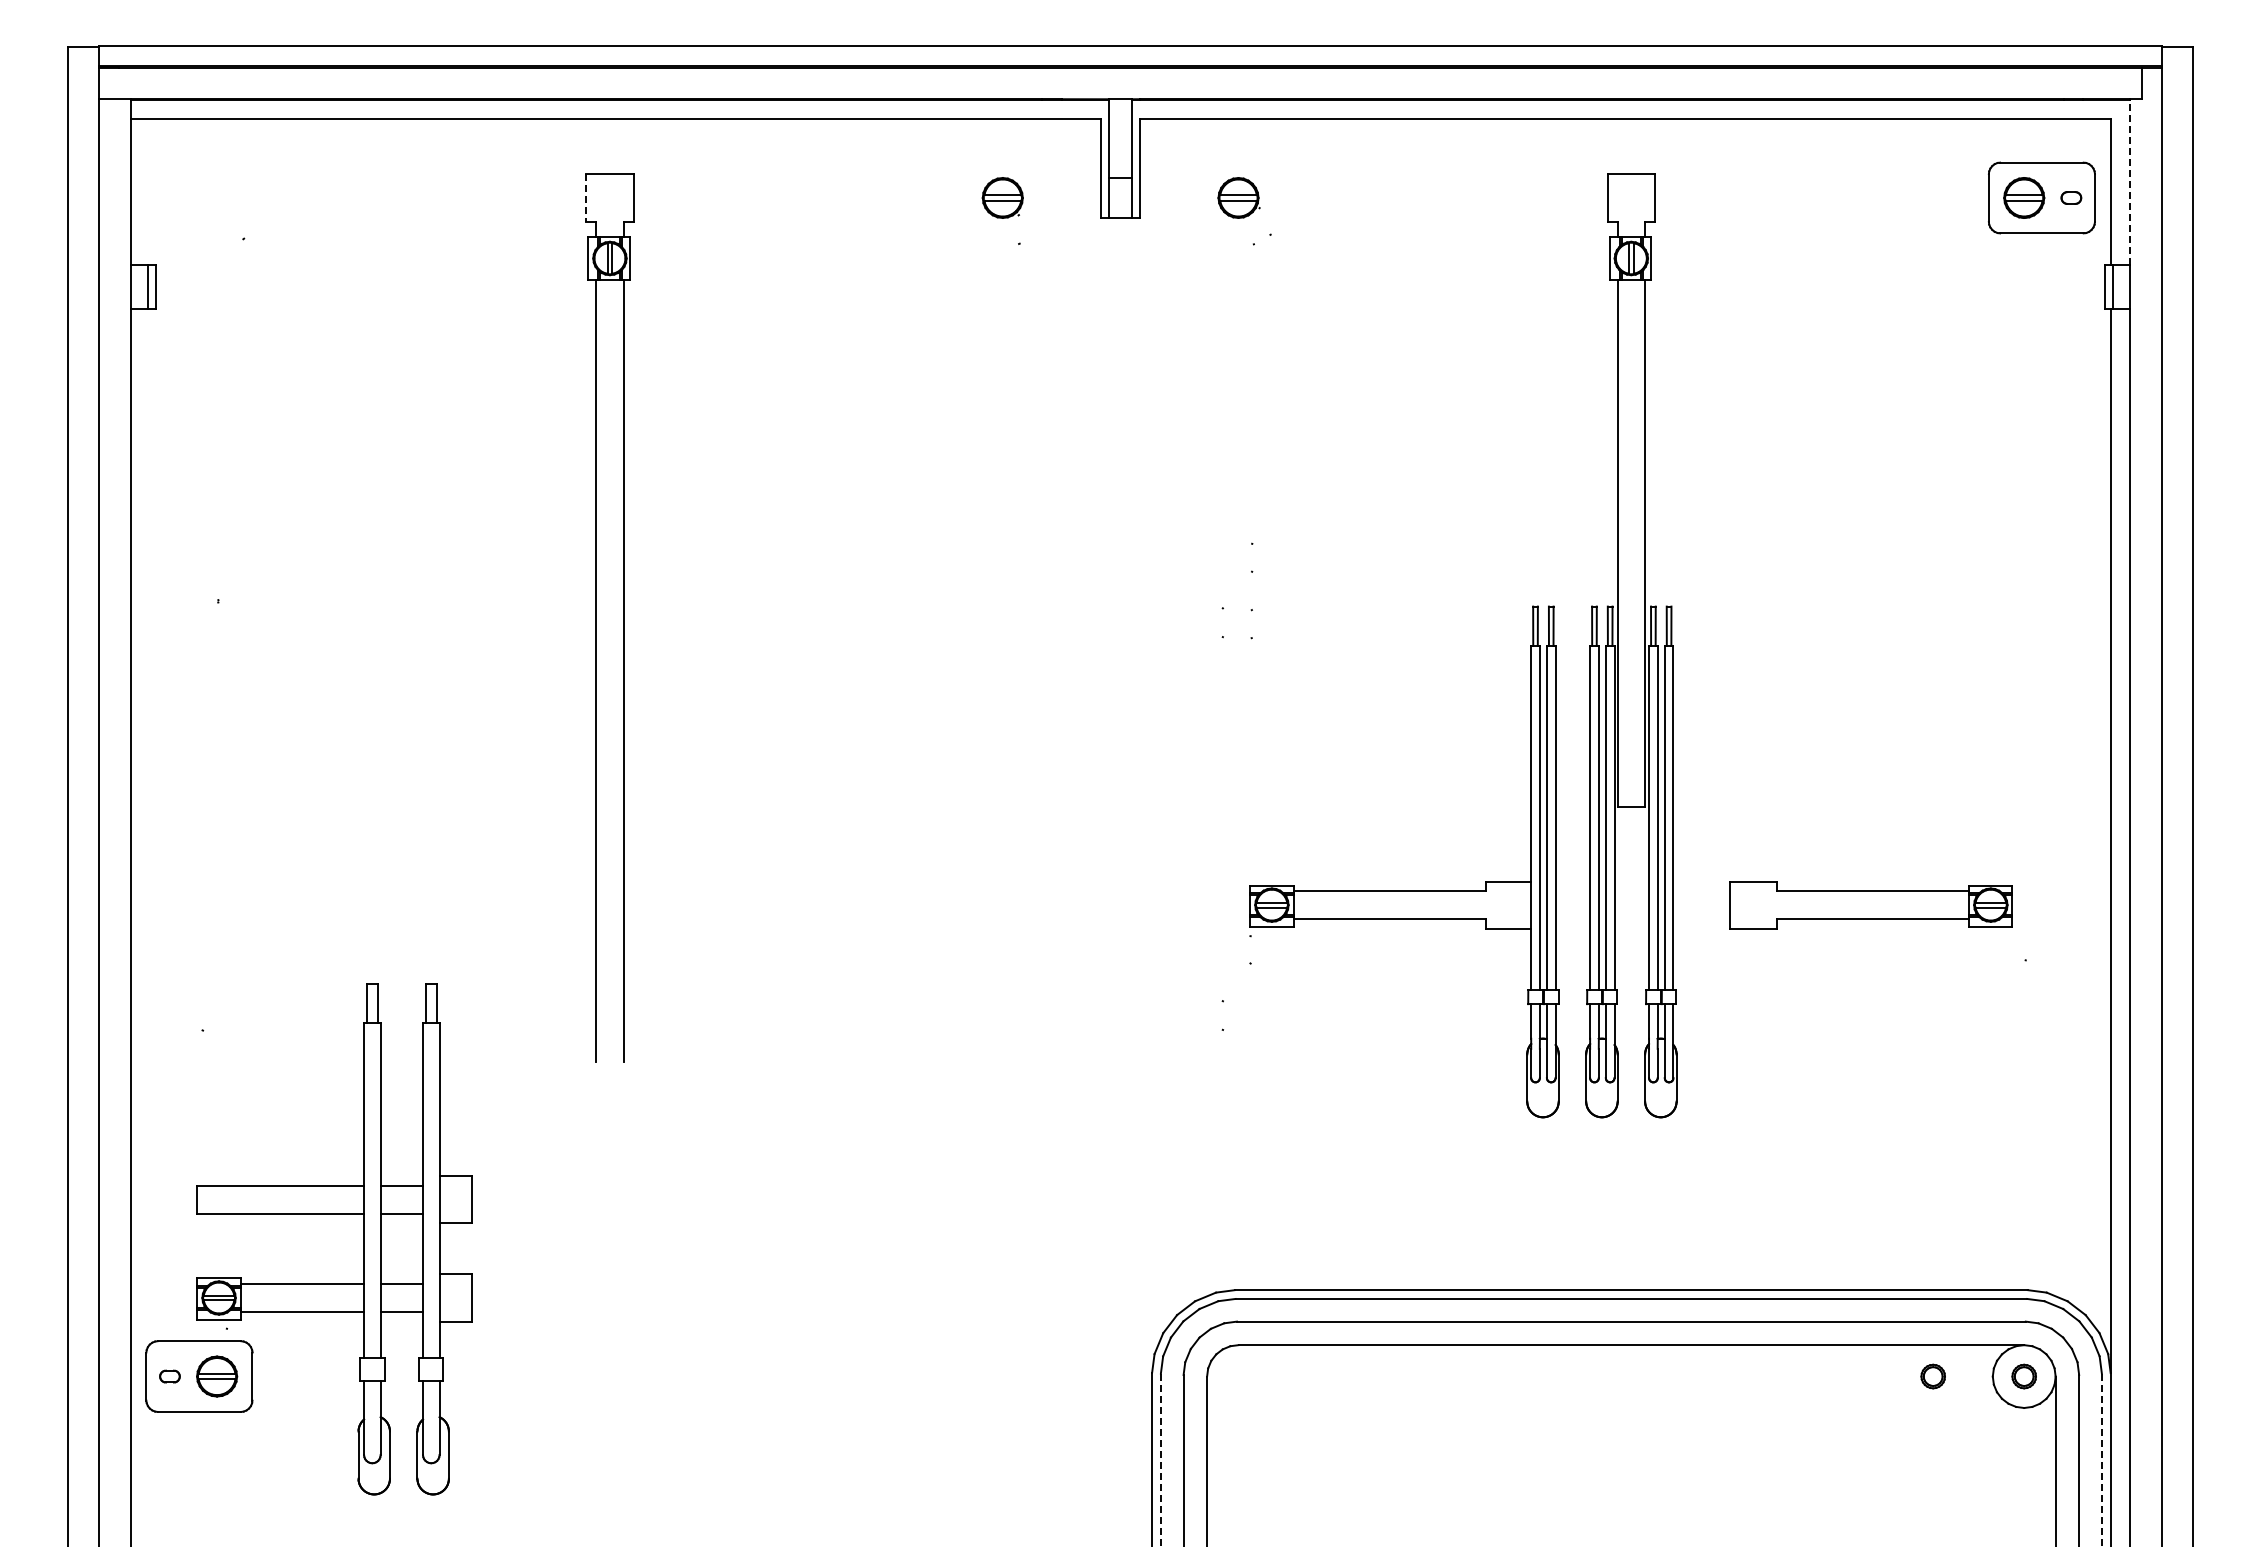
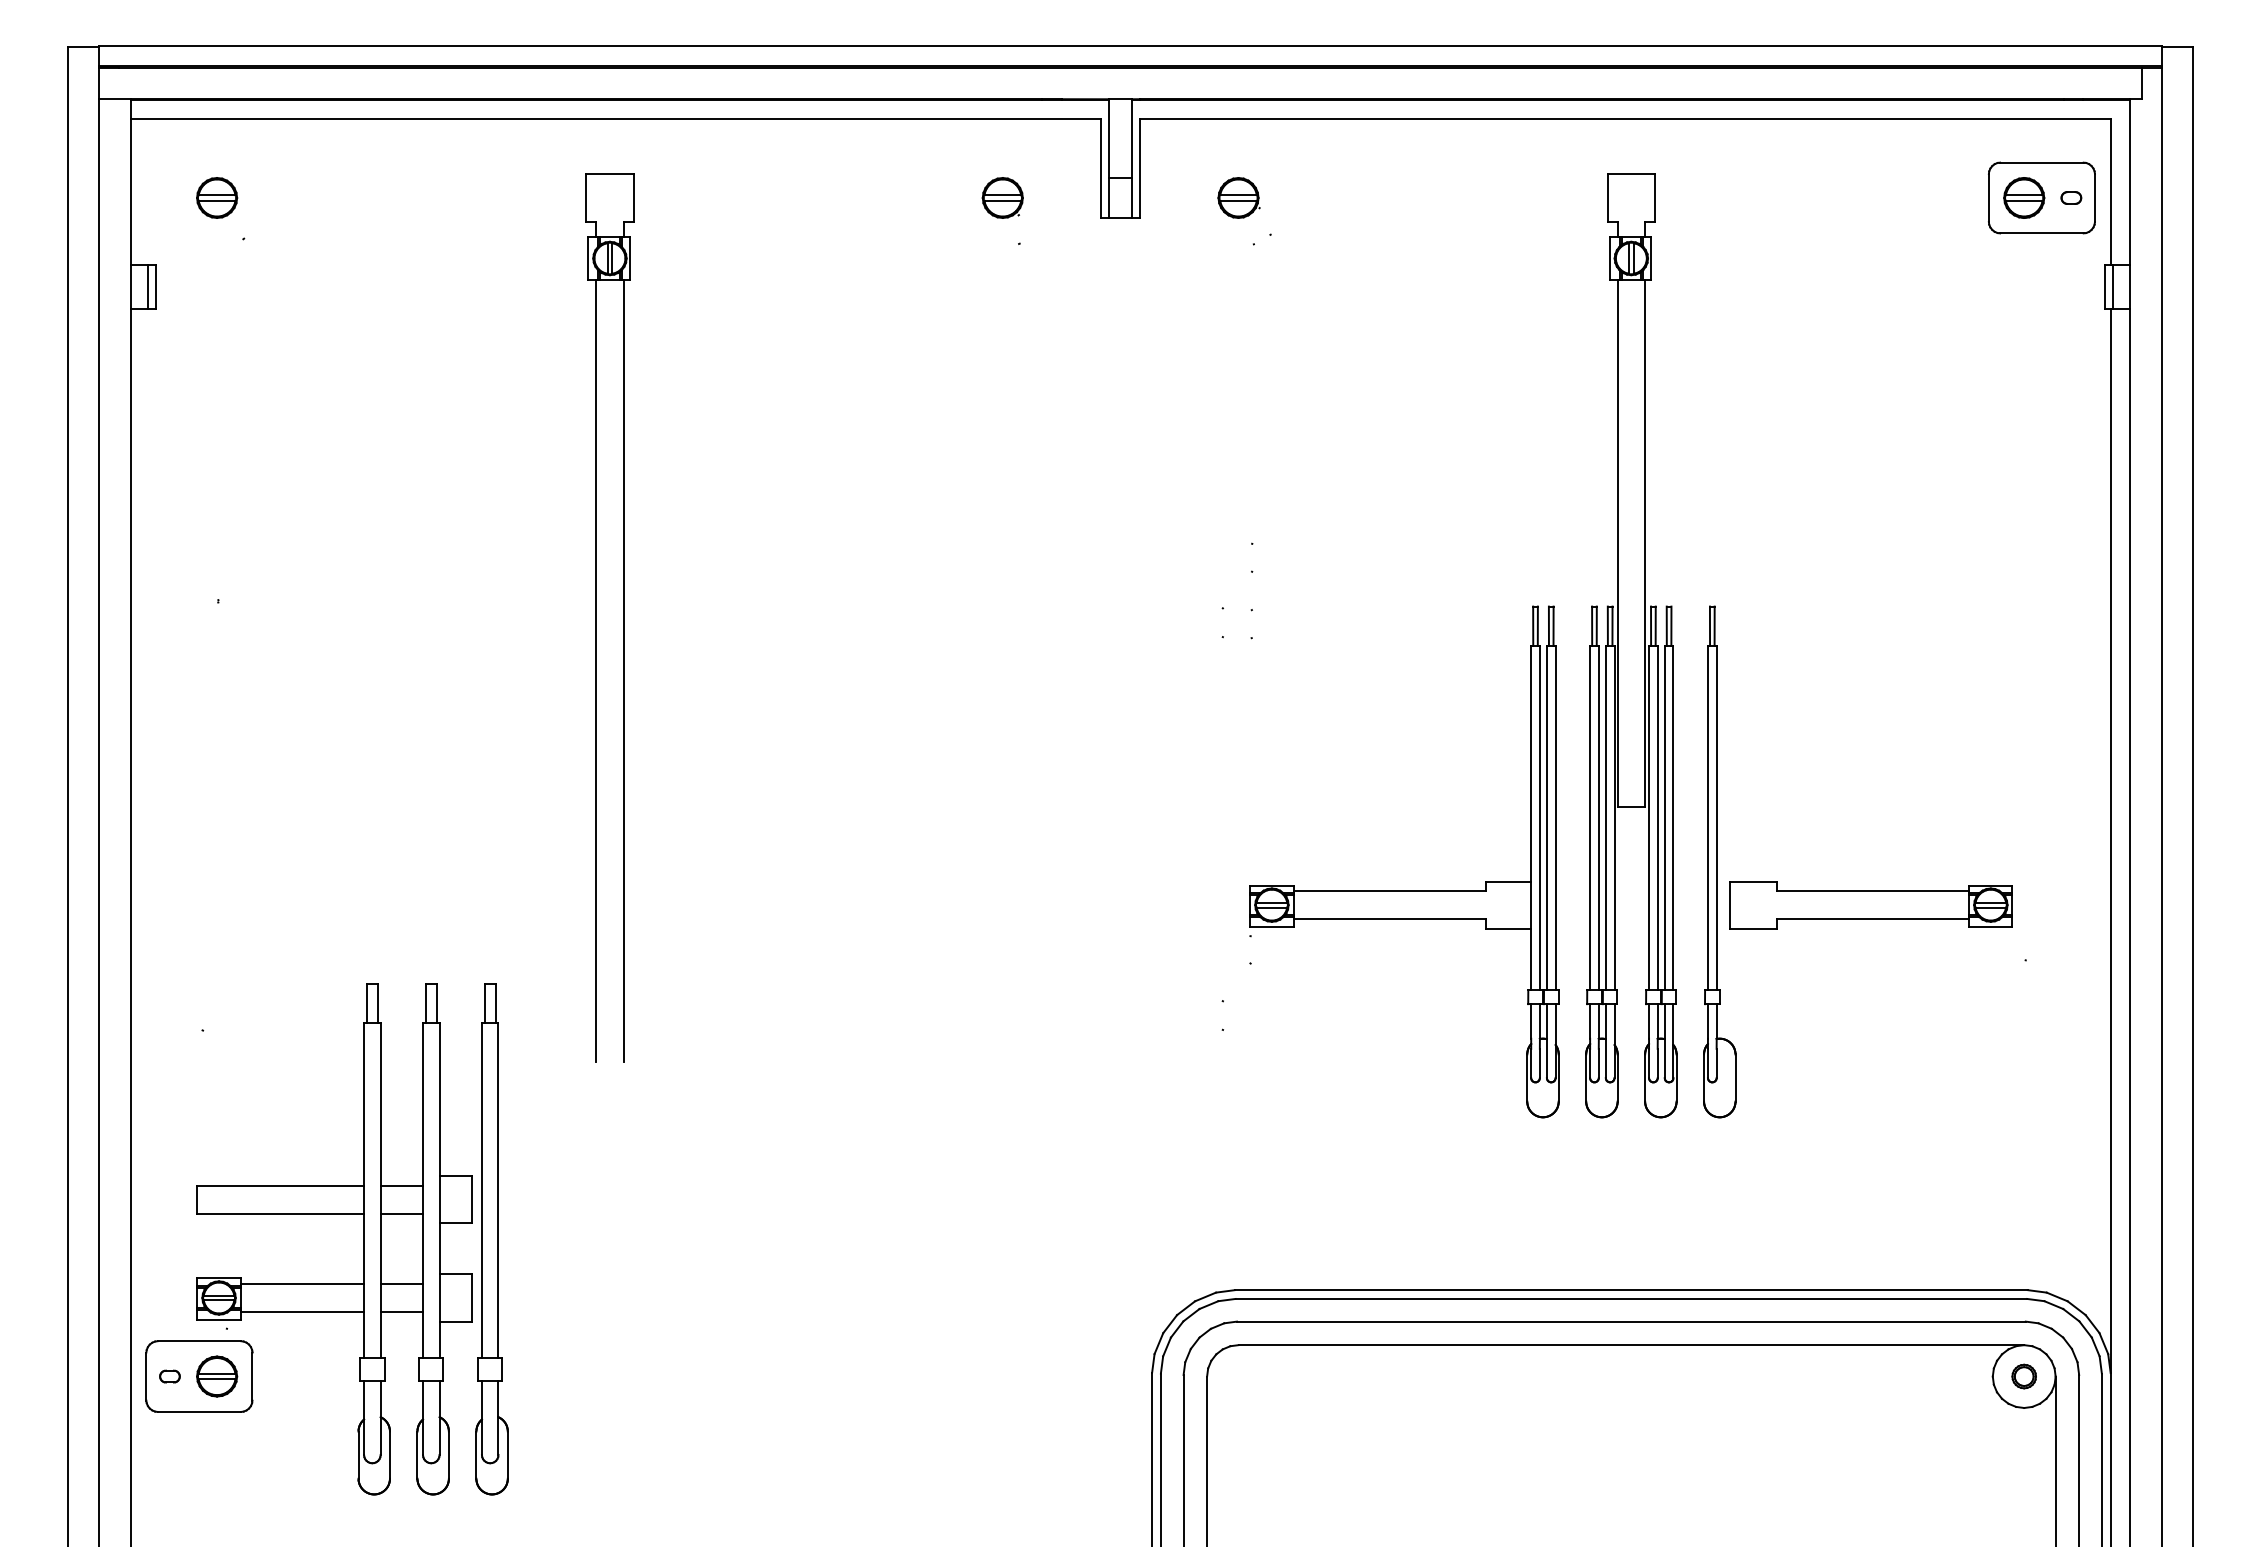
line: dashed -> solid (2130, 182)
part: none -> present (217, 197)
line: dashed -> solid (586, 198)
part: none -> present (1719, 861)
part: none -> present (491, 1239)
part: present -> none (1932, 1376)
line: dashed -> solid (1160, 1459)
line: dashed -> solid (2101, 1460)
